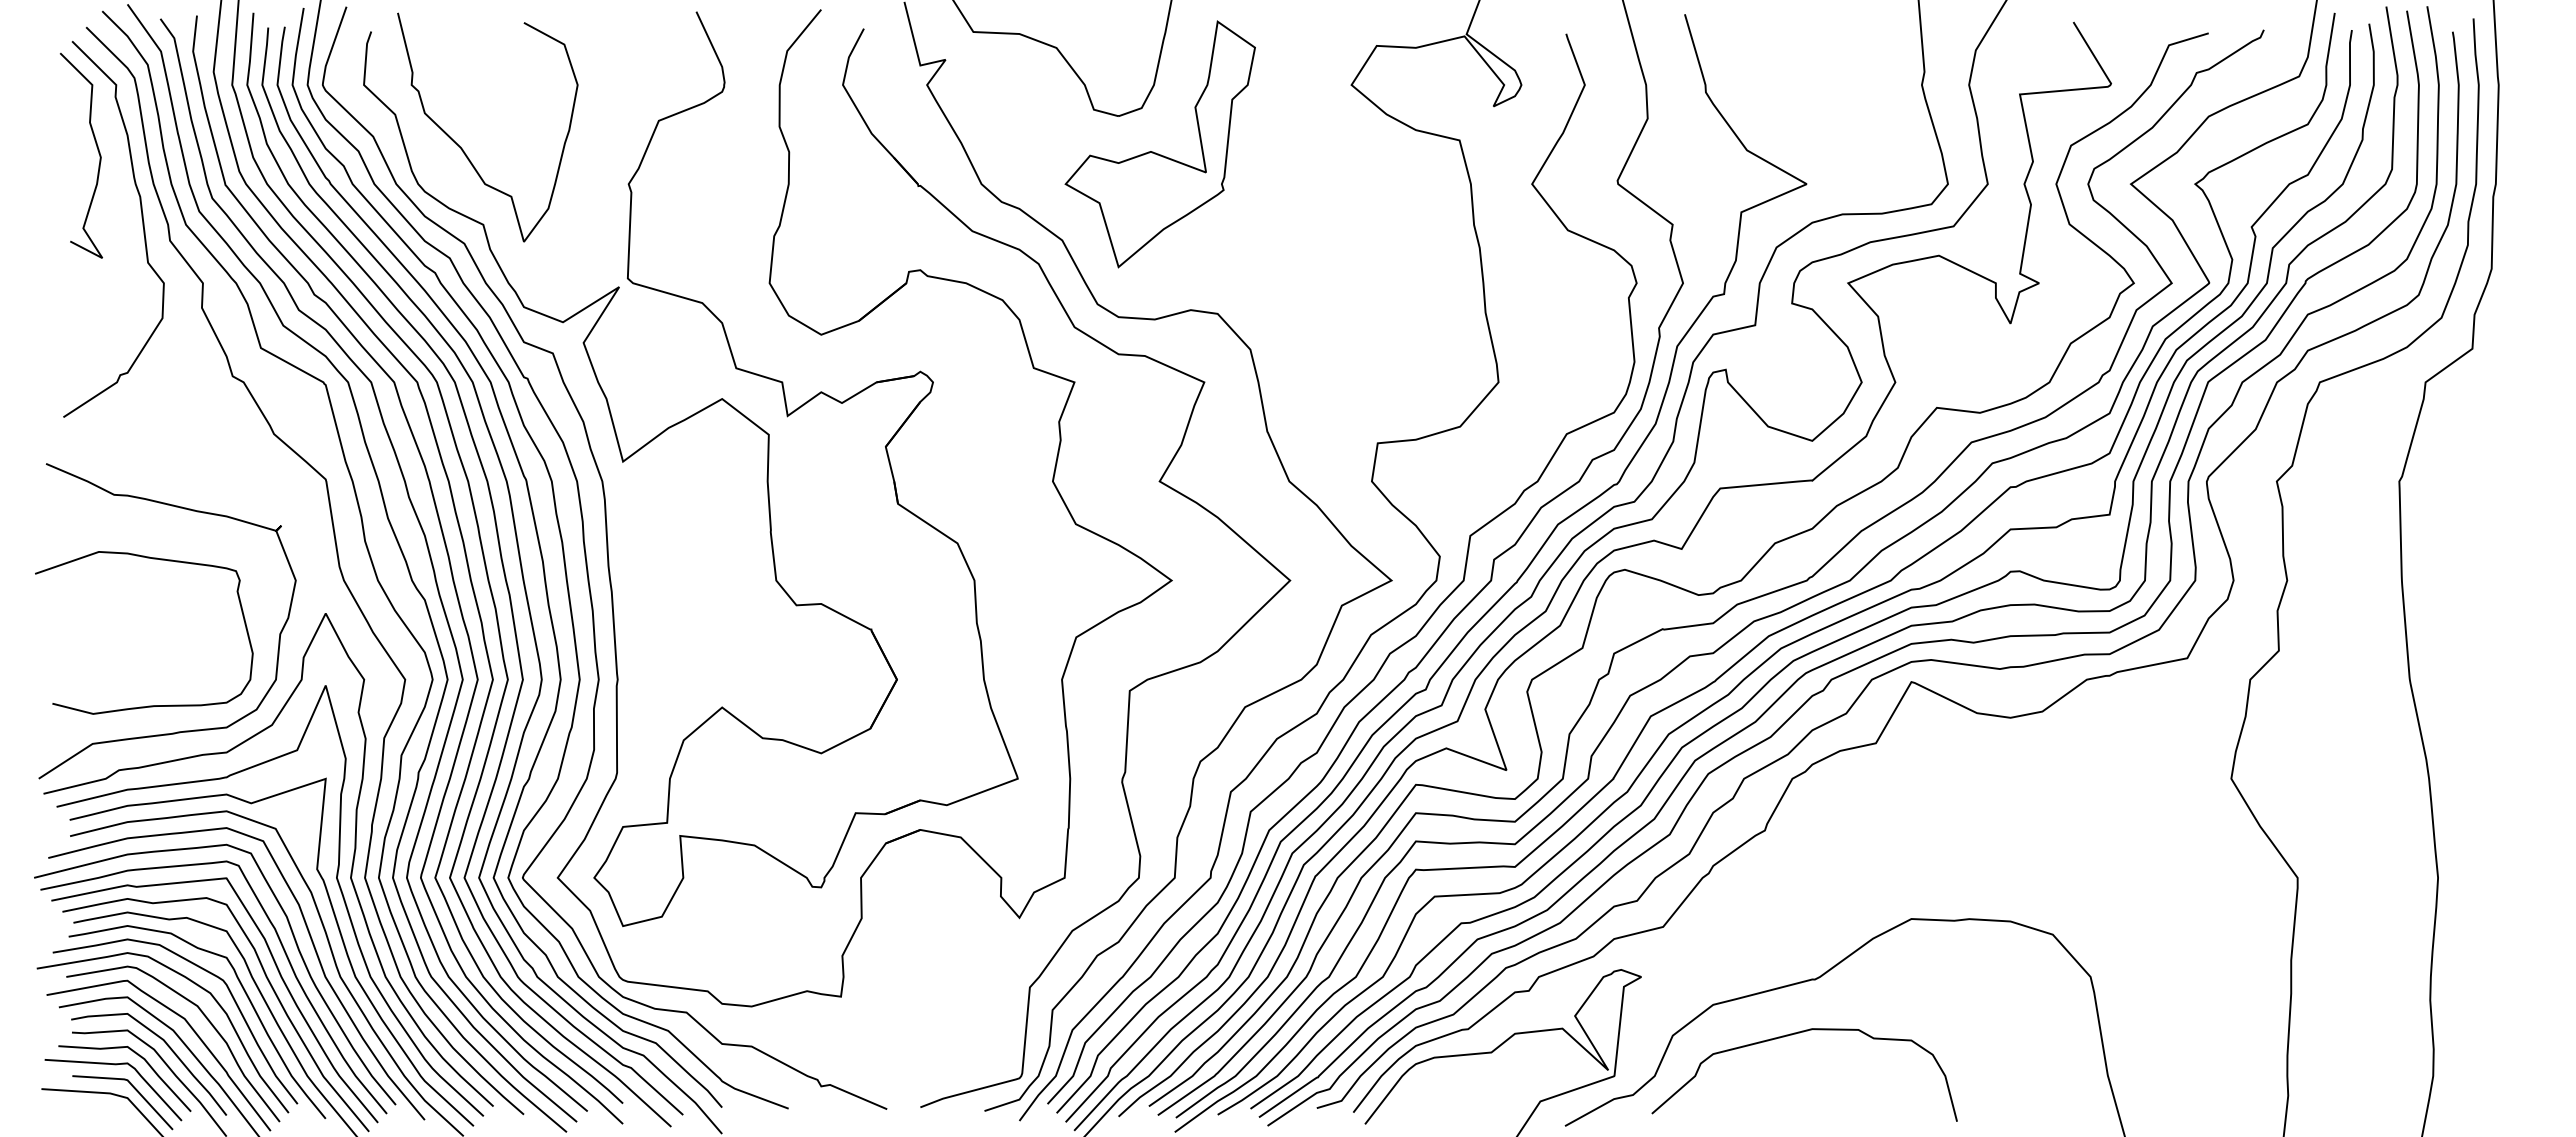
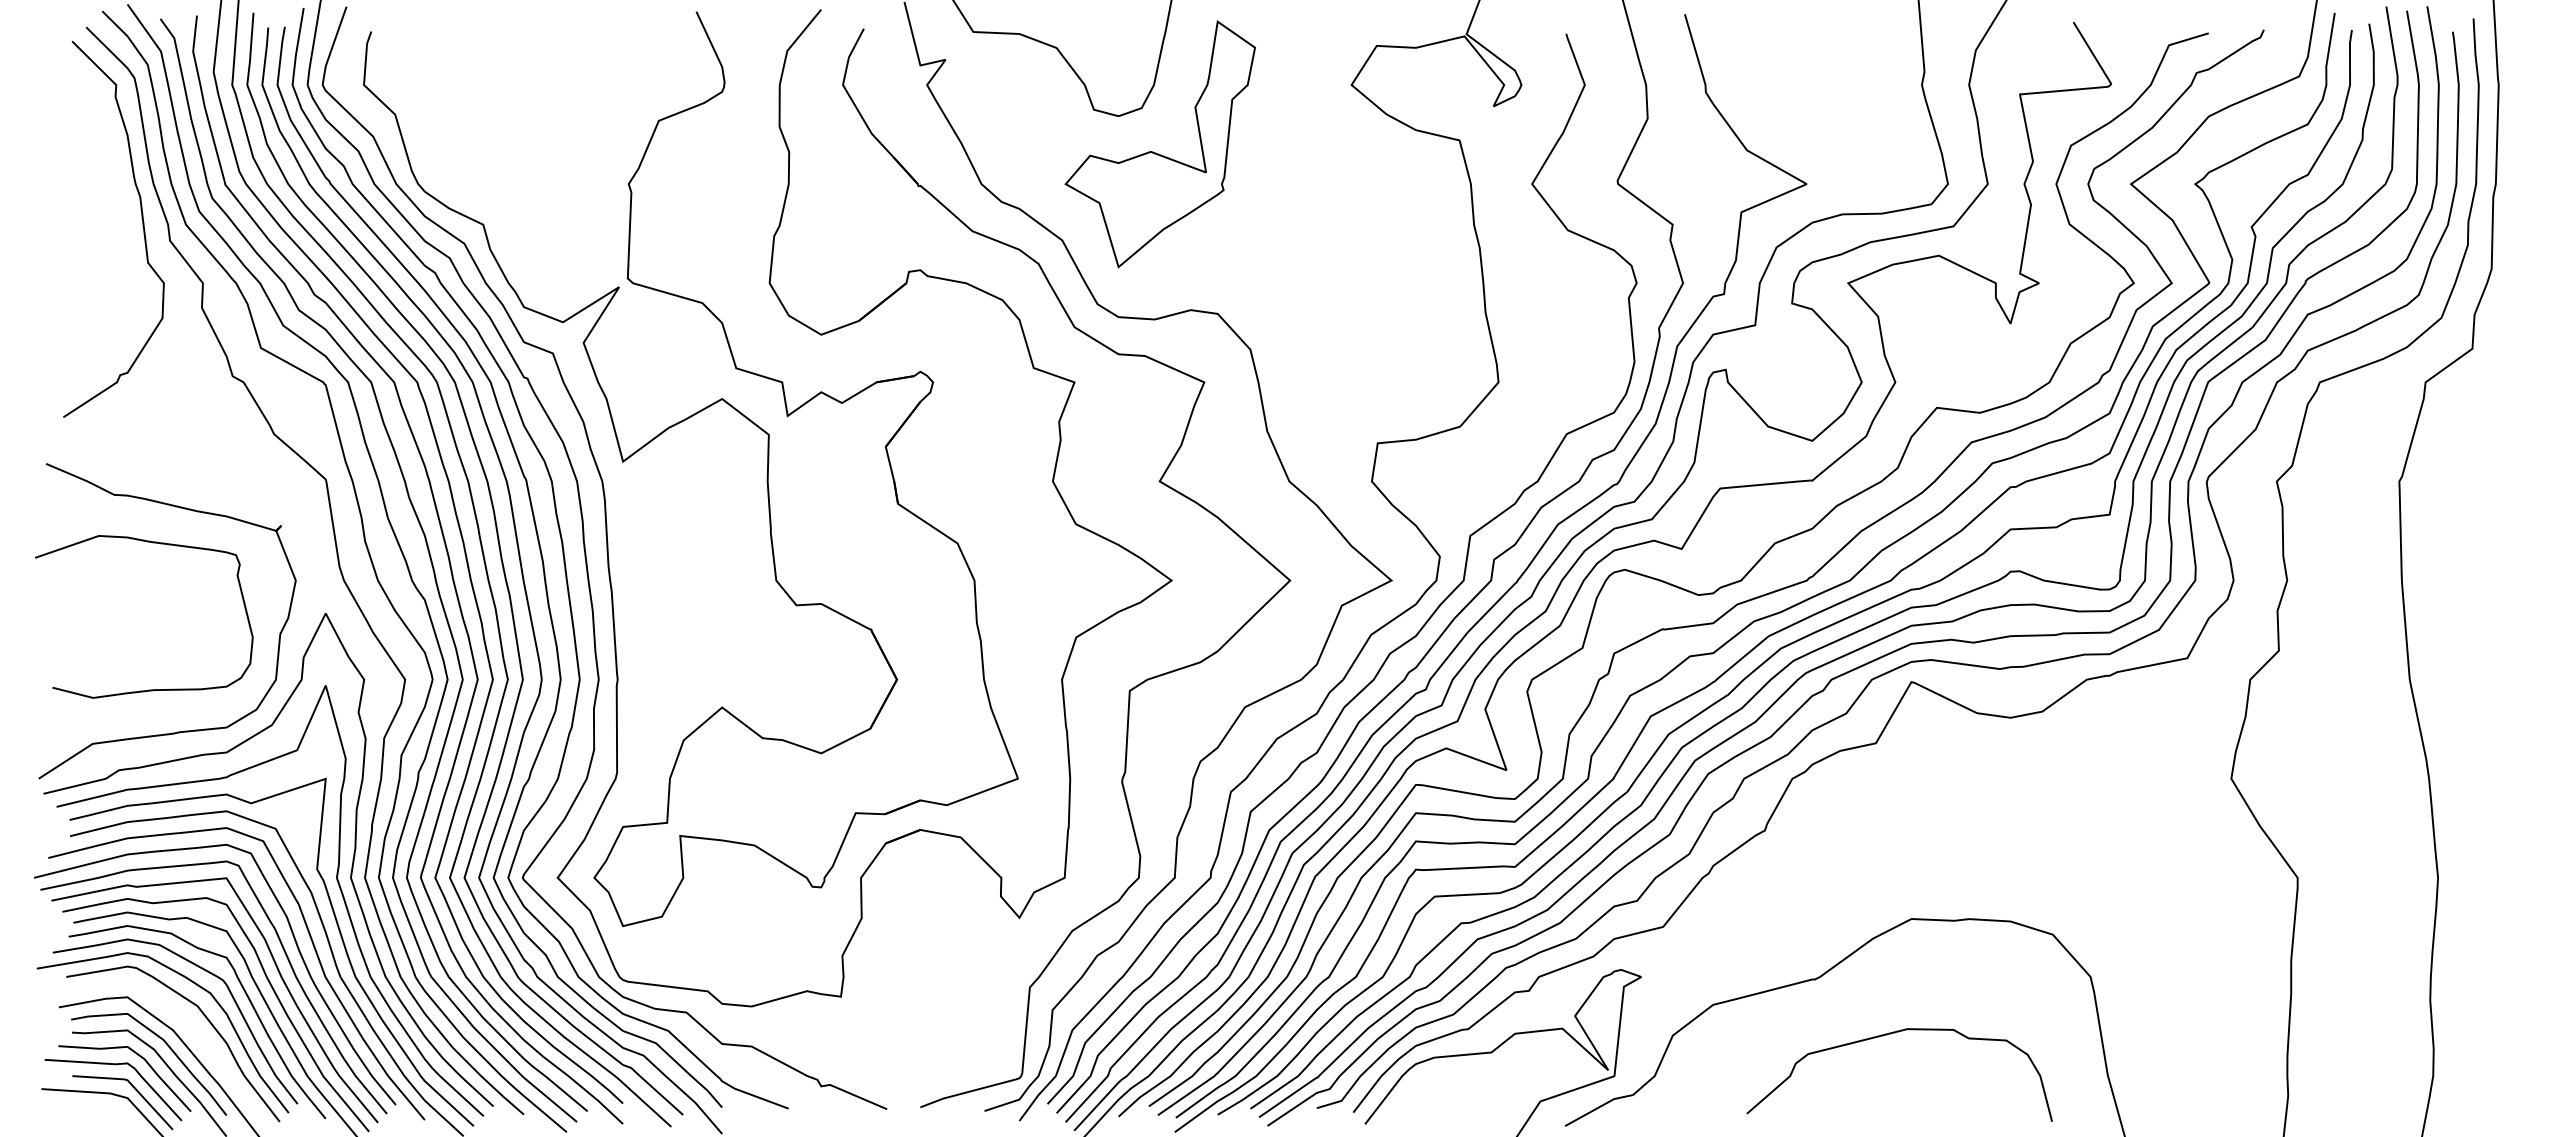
curve: present -> none (463, 149)
curve: present -> none (97, 150)
curve position: (148, 705) -> (148, 689) (148, 689)
curve: present -> none (191, 1029)
curve position: (1796, 1034) -> (1891, 1034) (1891, 1034)
